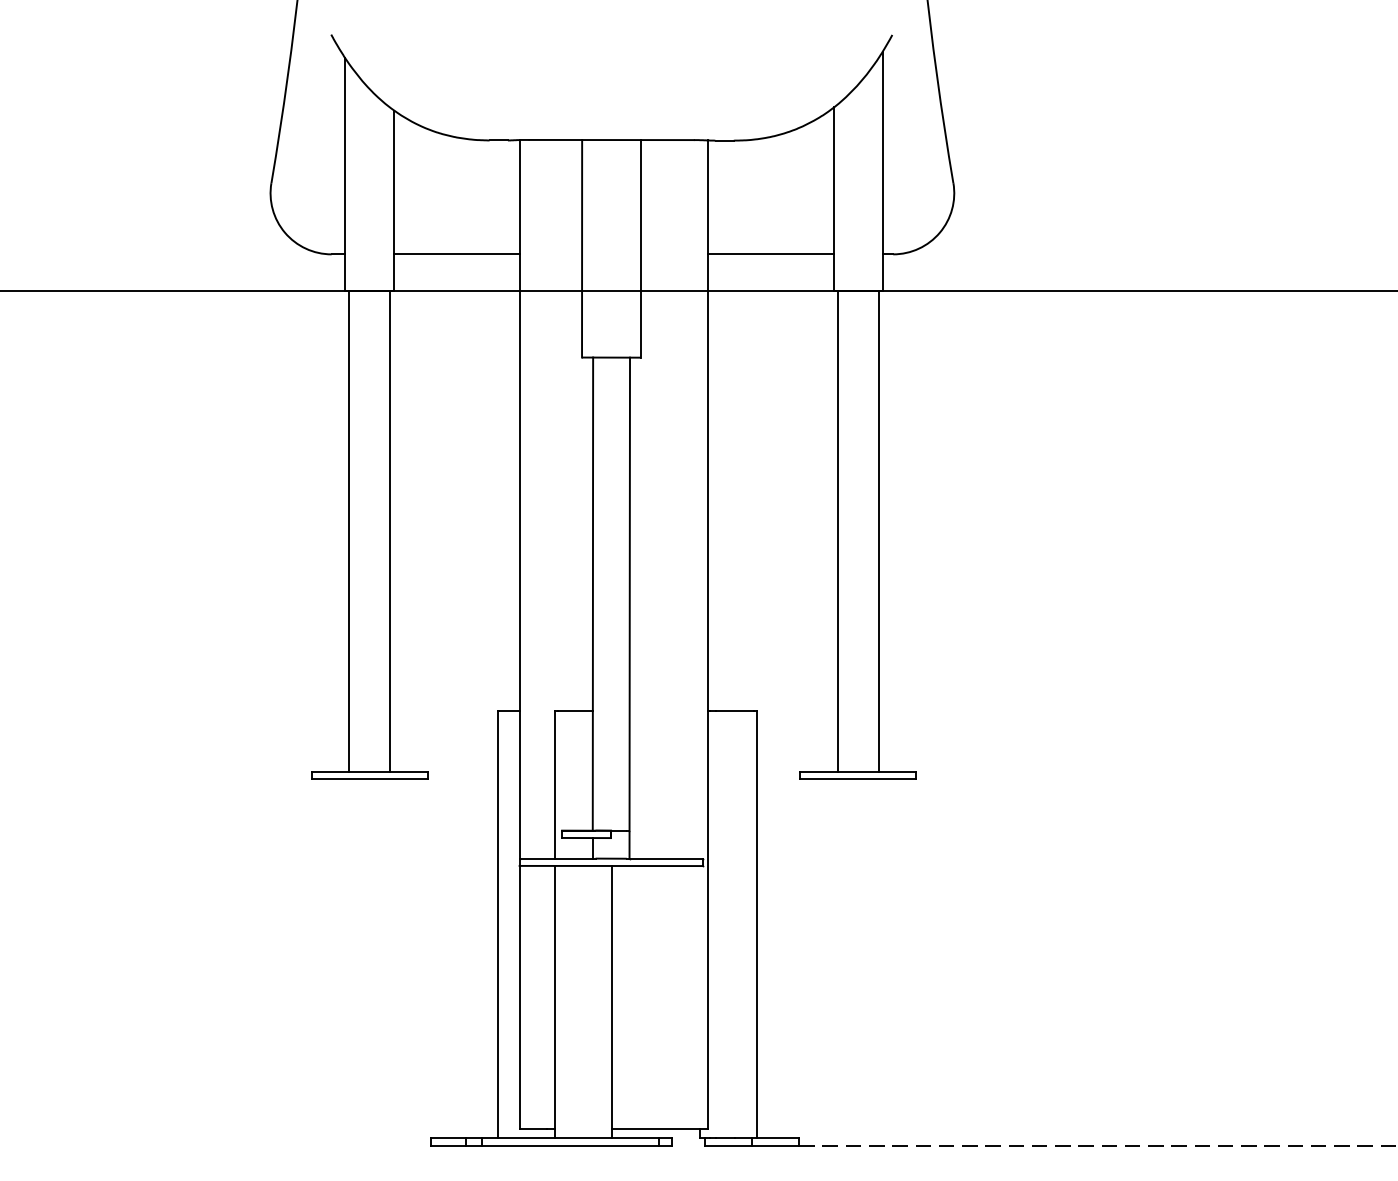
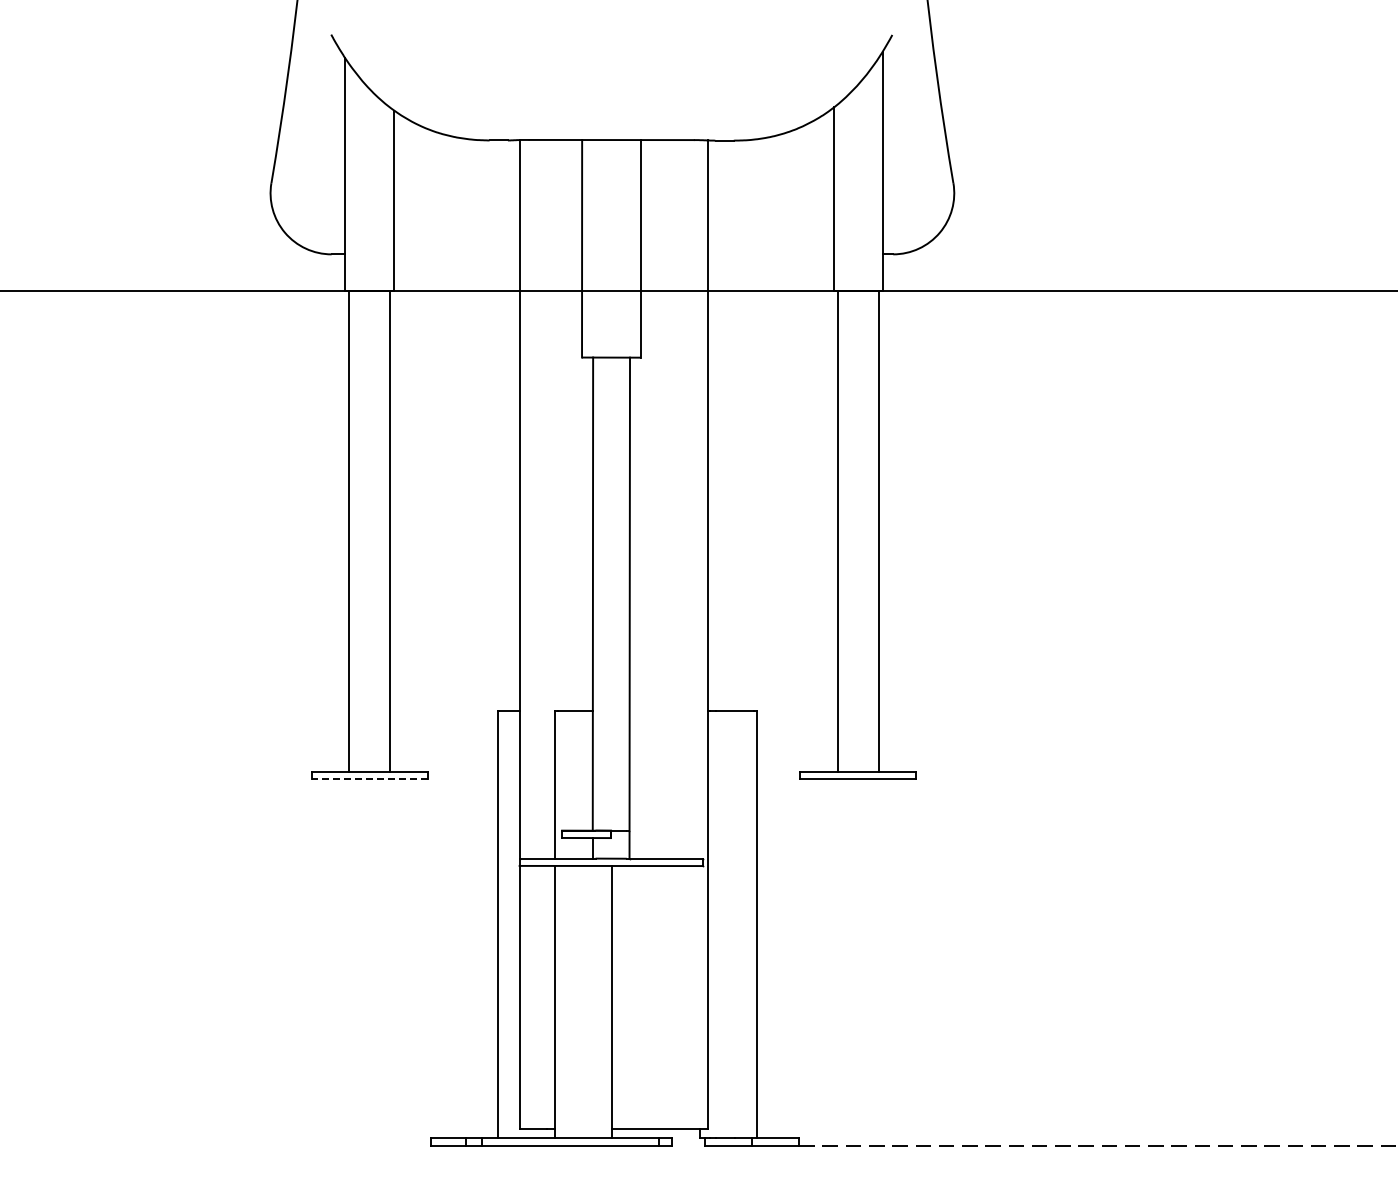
line: present -> none (457, 254)
line: present -> none (770, 254)
line: solid -> dashed (369, 779)
